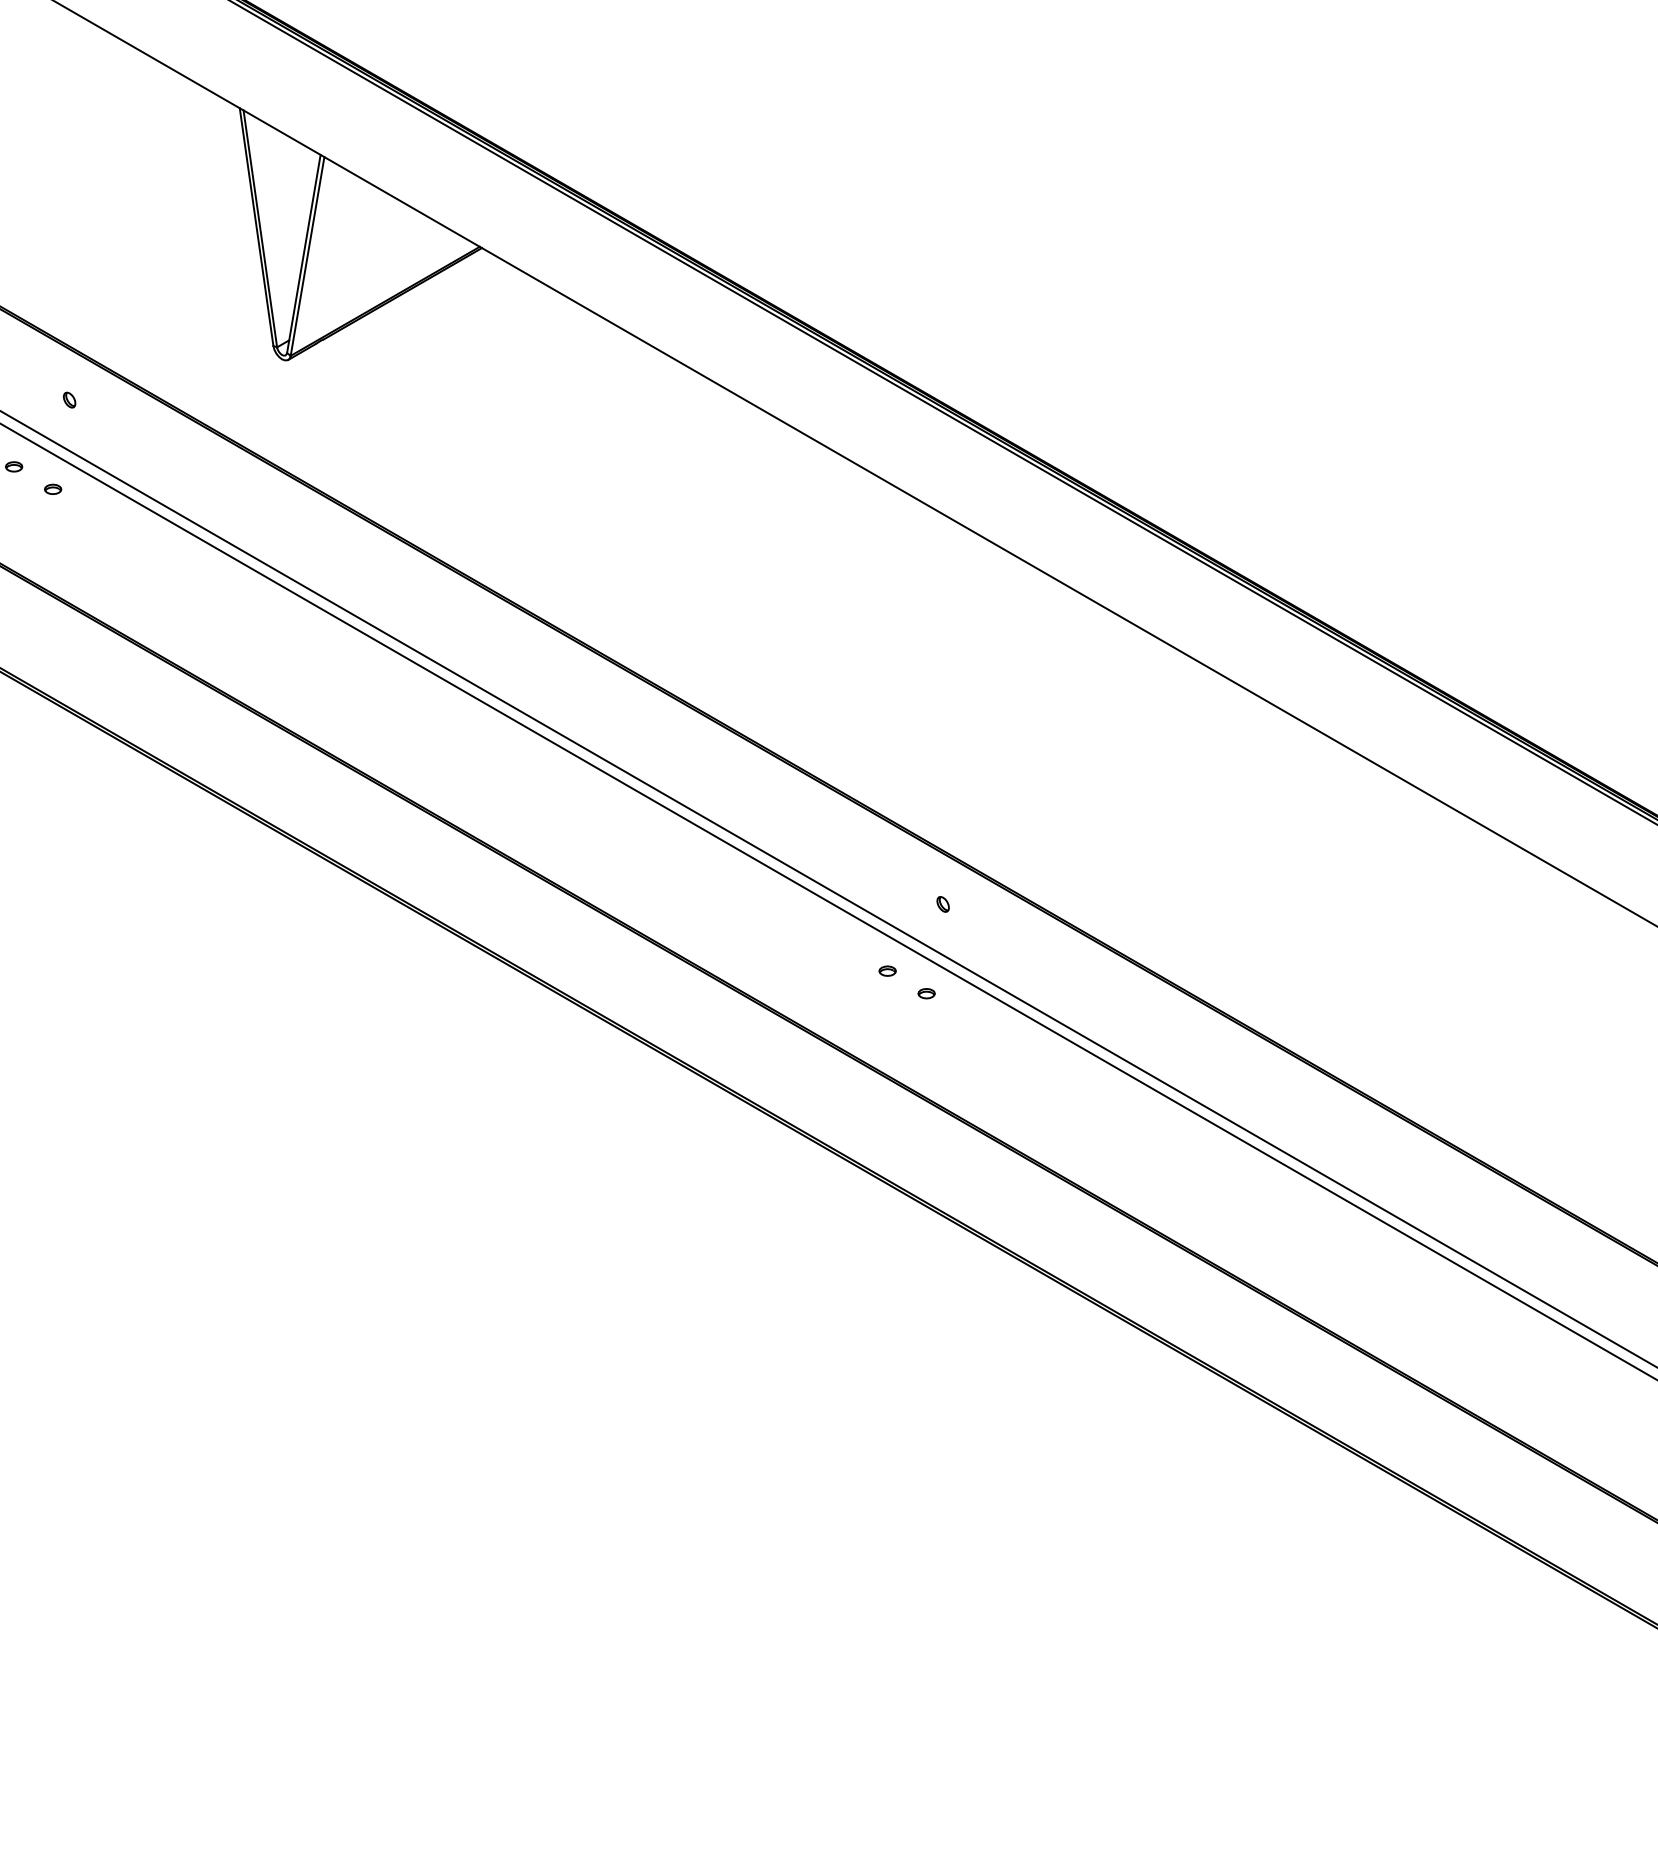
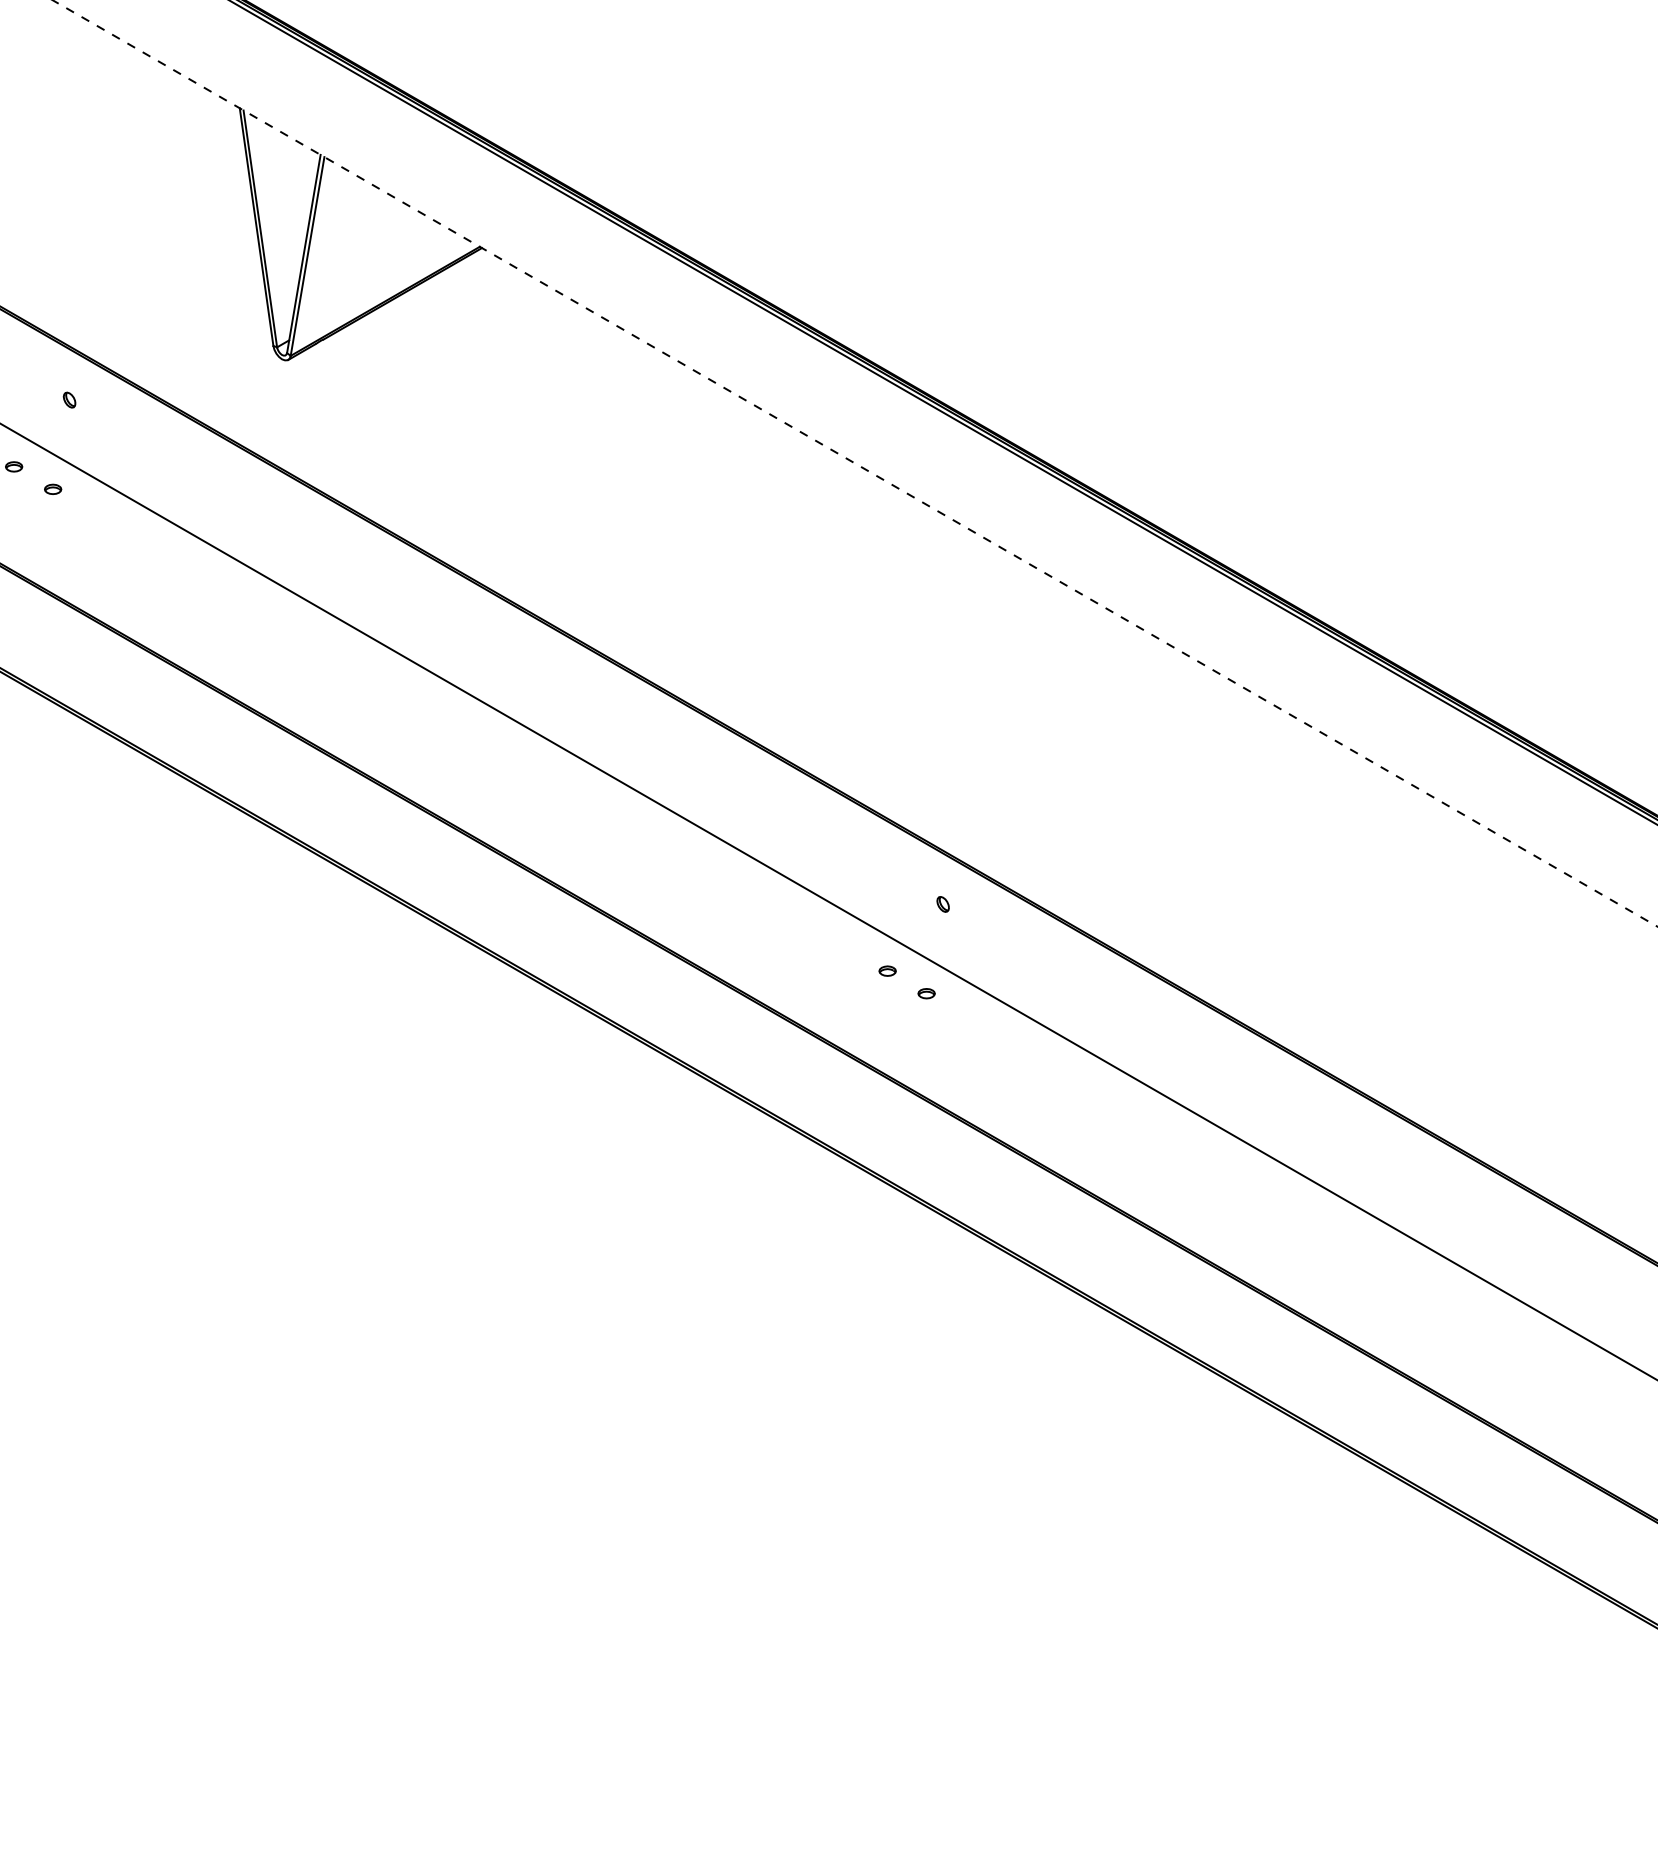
line: solid -> dashed (855, 463)
line: present -> none (828, 888)
